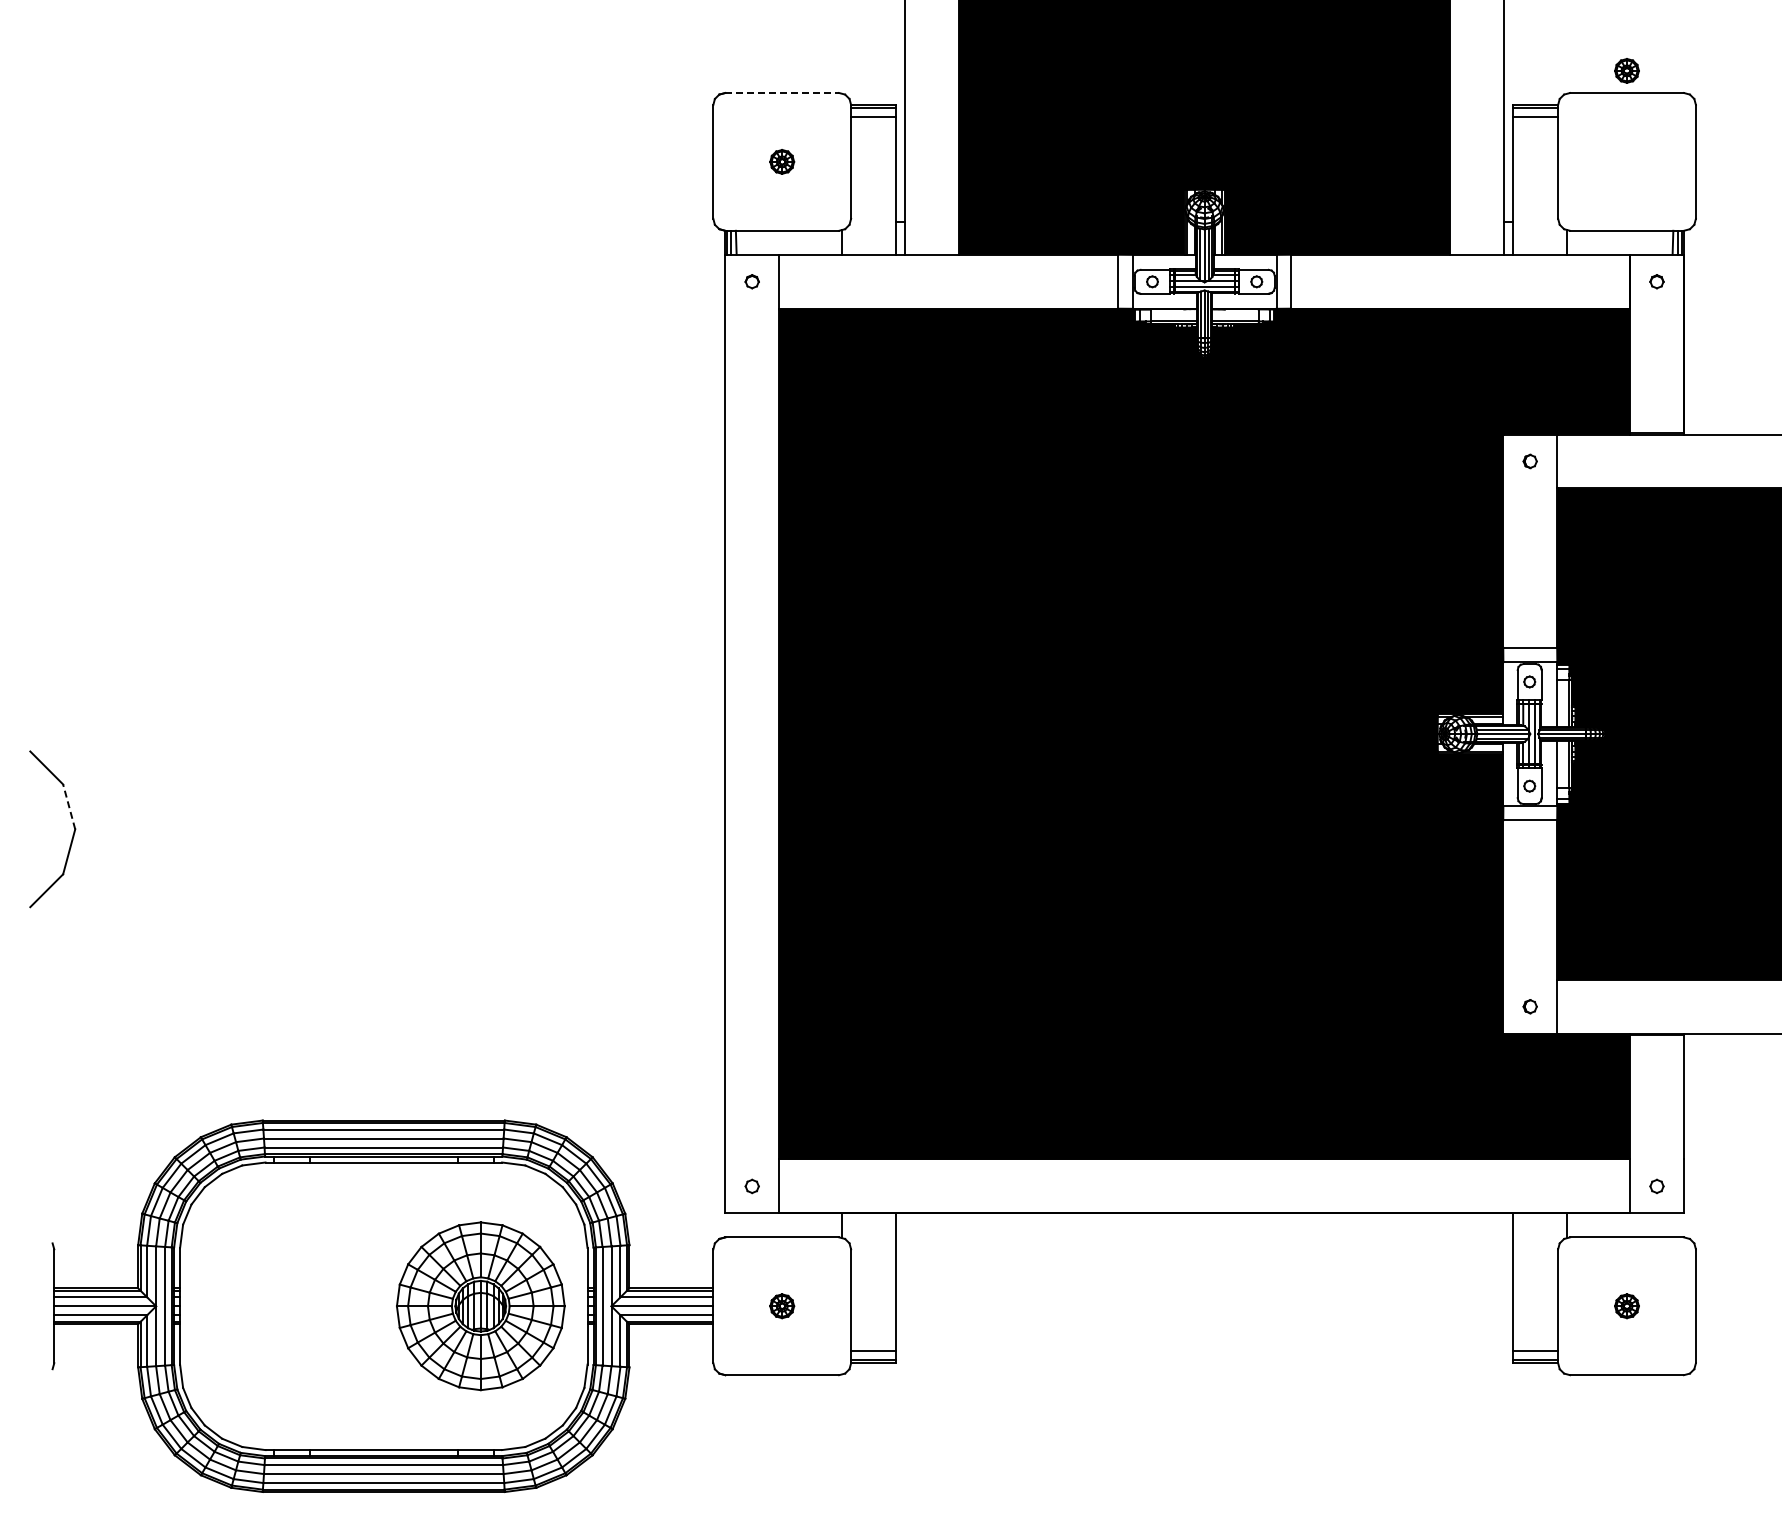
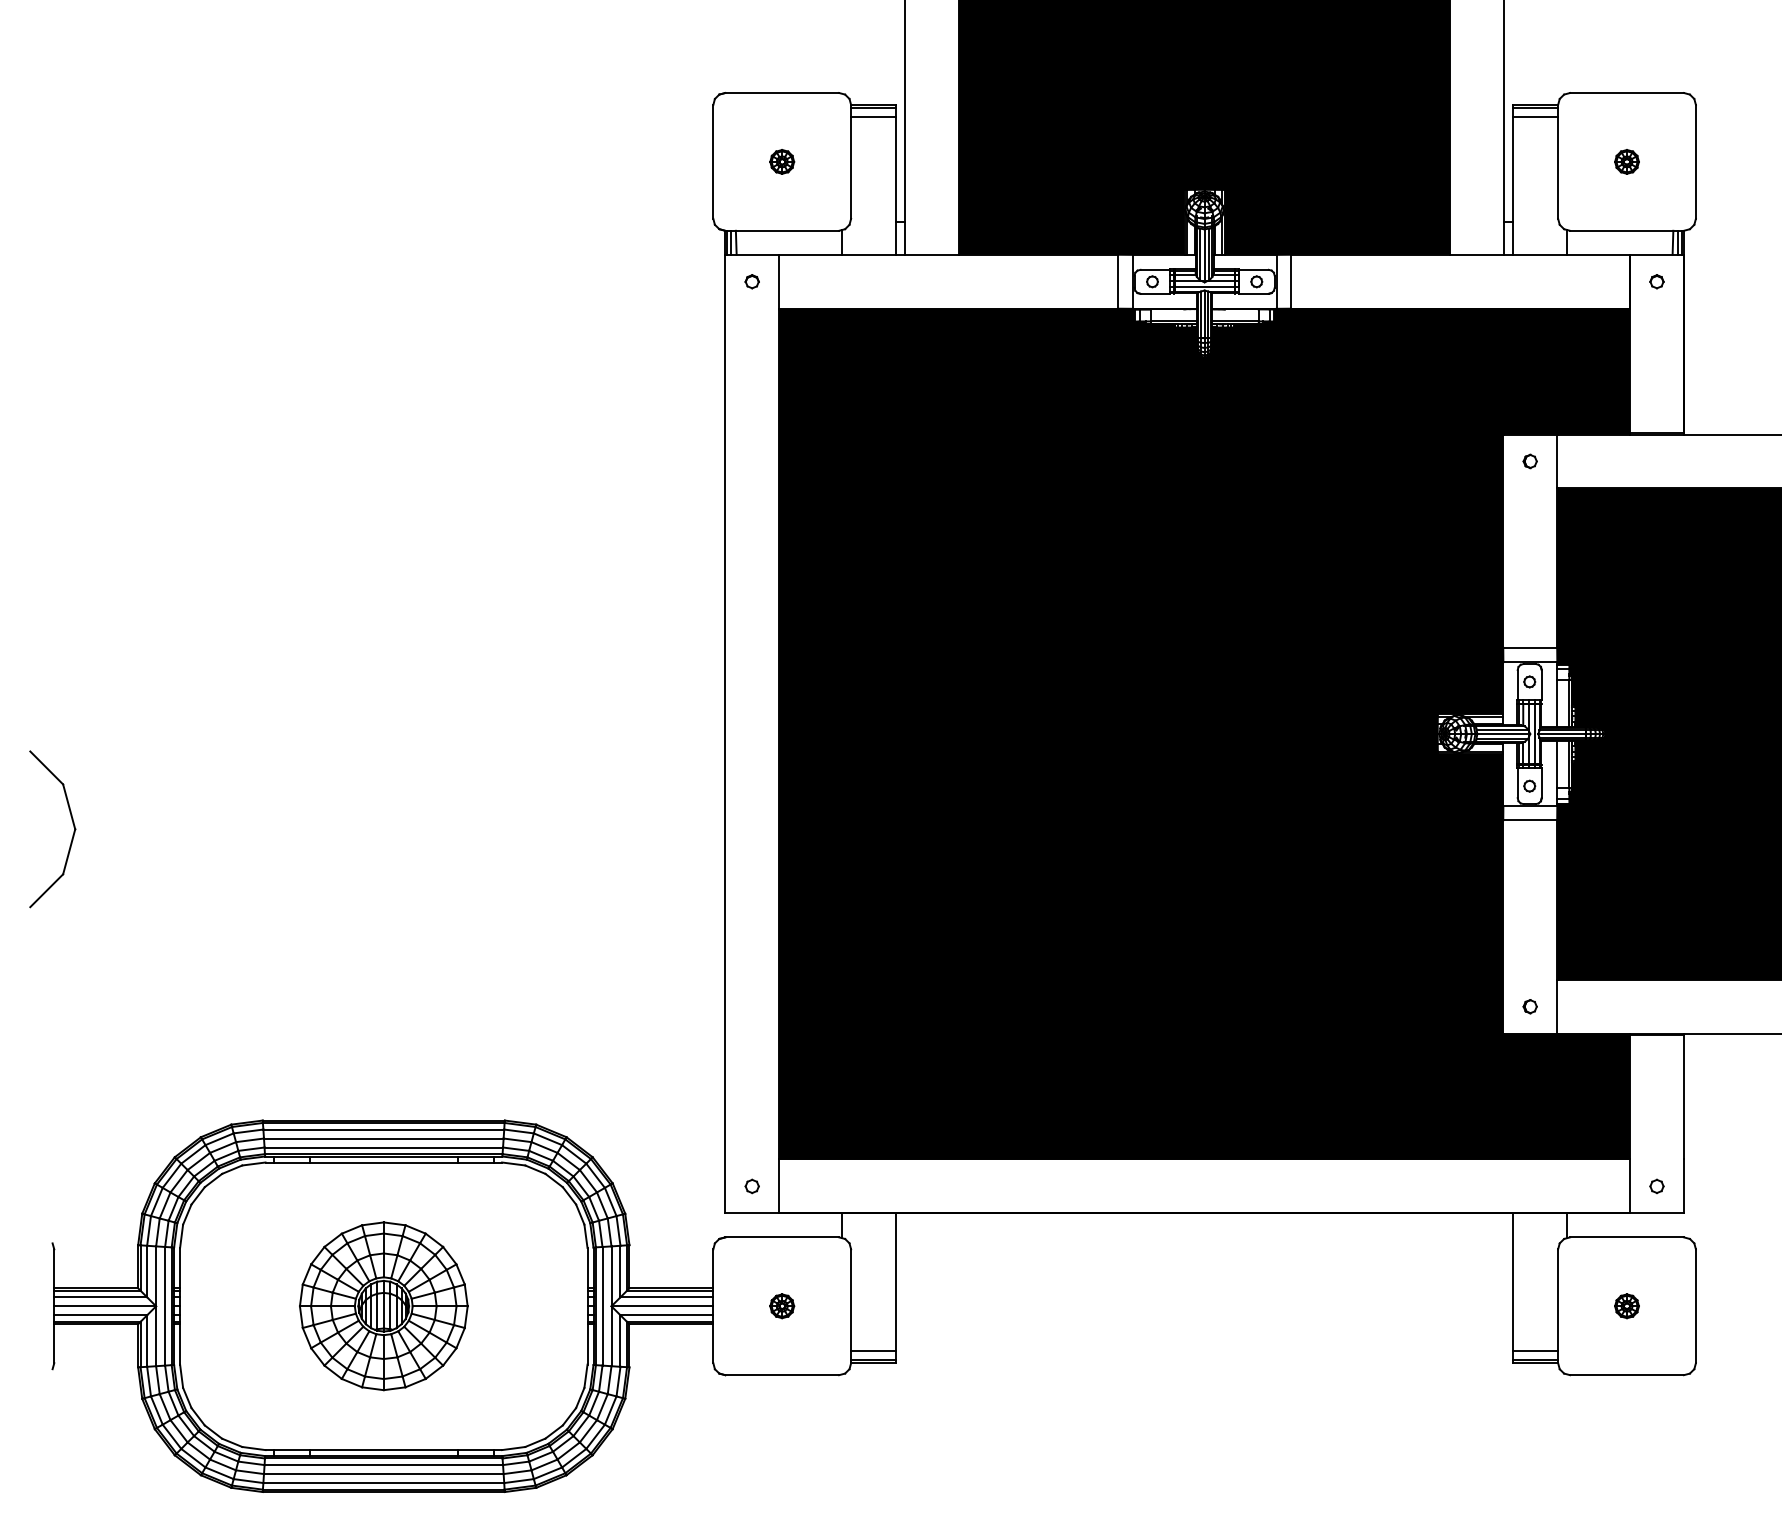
part position: (1626, 70) -> (1626, 161) (1626, 161)
line: dashed -> solid (782, 93)
line: dashed -> solid (69, 806)
part position: (480, 1306) -> (383, 1306) (383, 1306)
